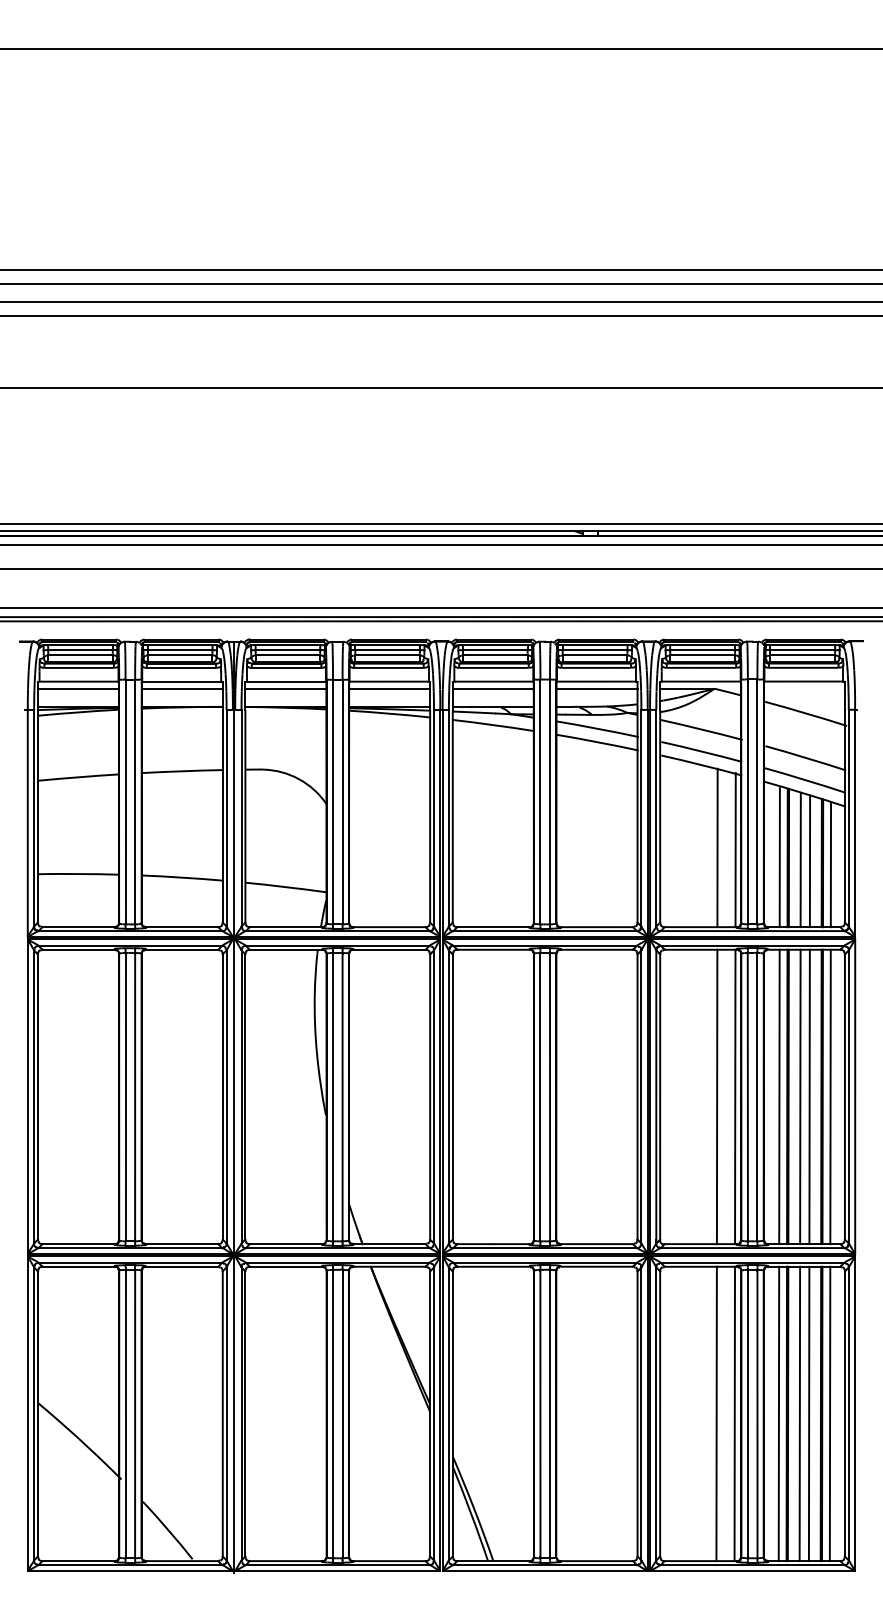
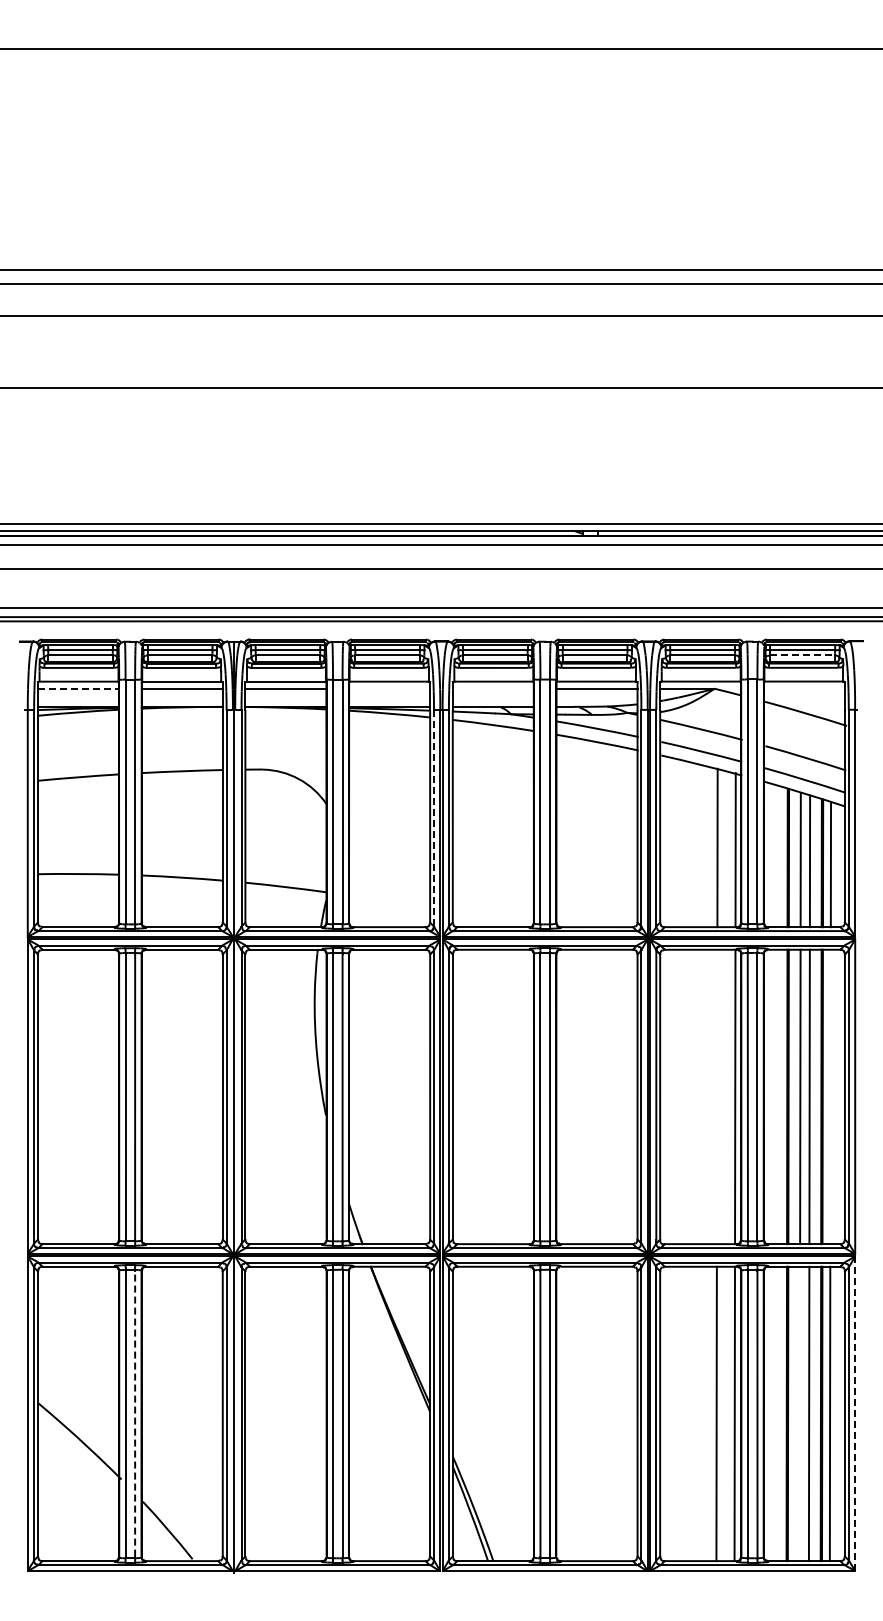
line: present -> none (440, 302)
line: solid -> dashed (802, 655)
line: solid -> dashed (78, 688)
line: present -> none (389, 688)
line: present -> none (492, 688)
line: solid -> dashed (434, 818)
line: present -> none (779, 857)
line: present -> none (716, 1096)
line: present -> none (779, 1096)
line: present -> none (830, 1096)
line: solid -> dashed (135, 1413)
line: present -> none (778, 1413)
line: present -> none (799, 1413)
line: solid -> dashed (855, 1414)
